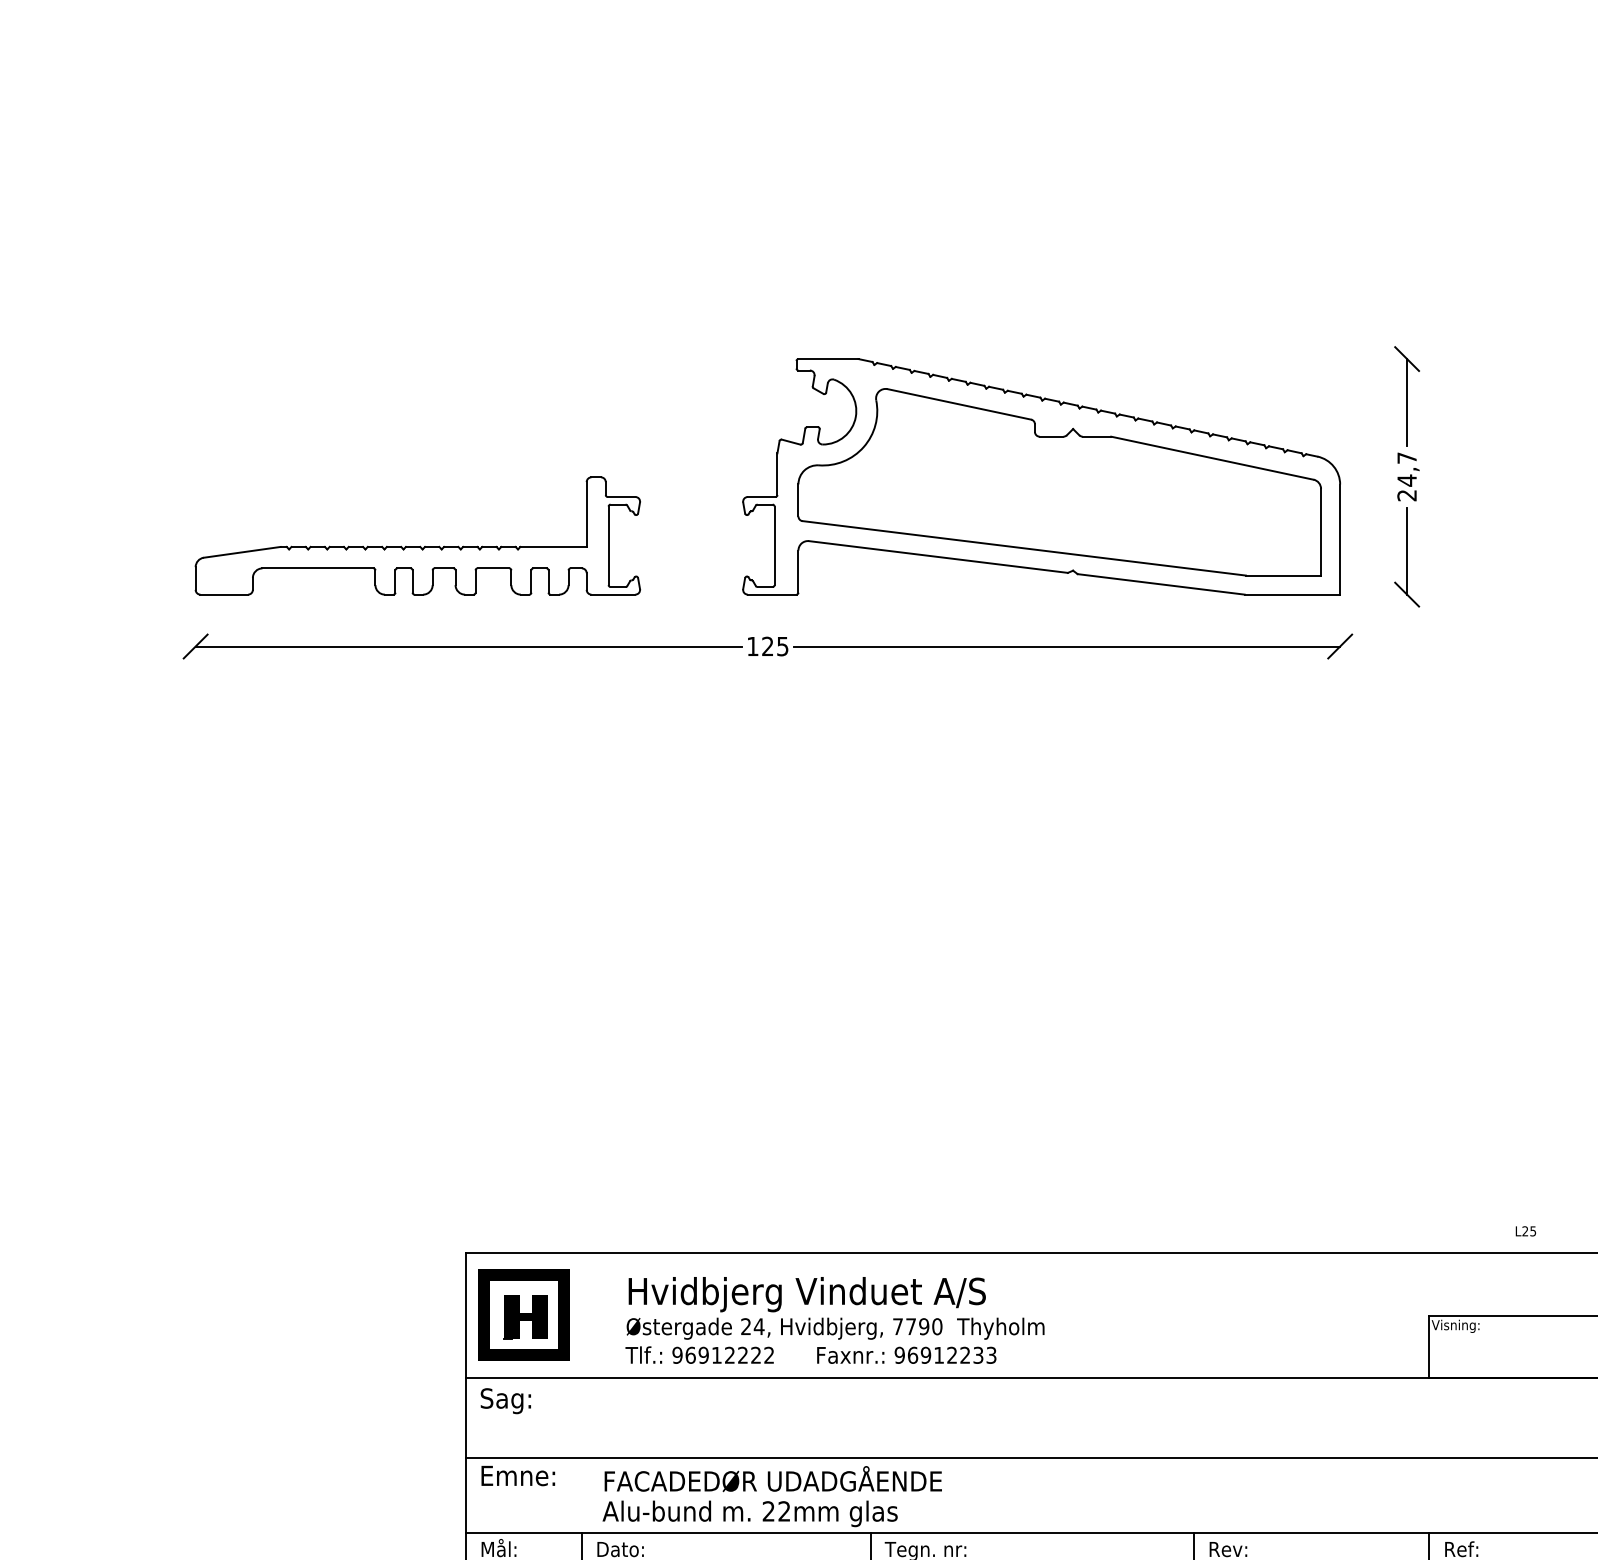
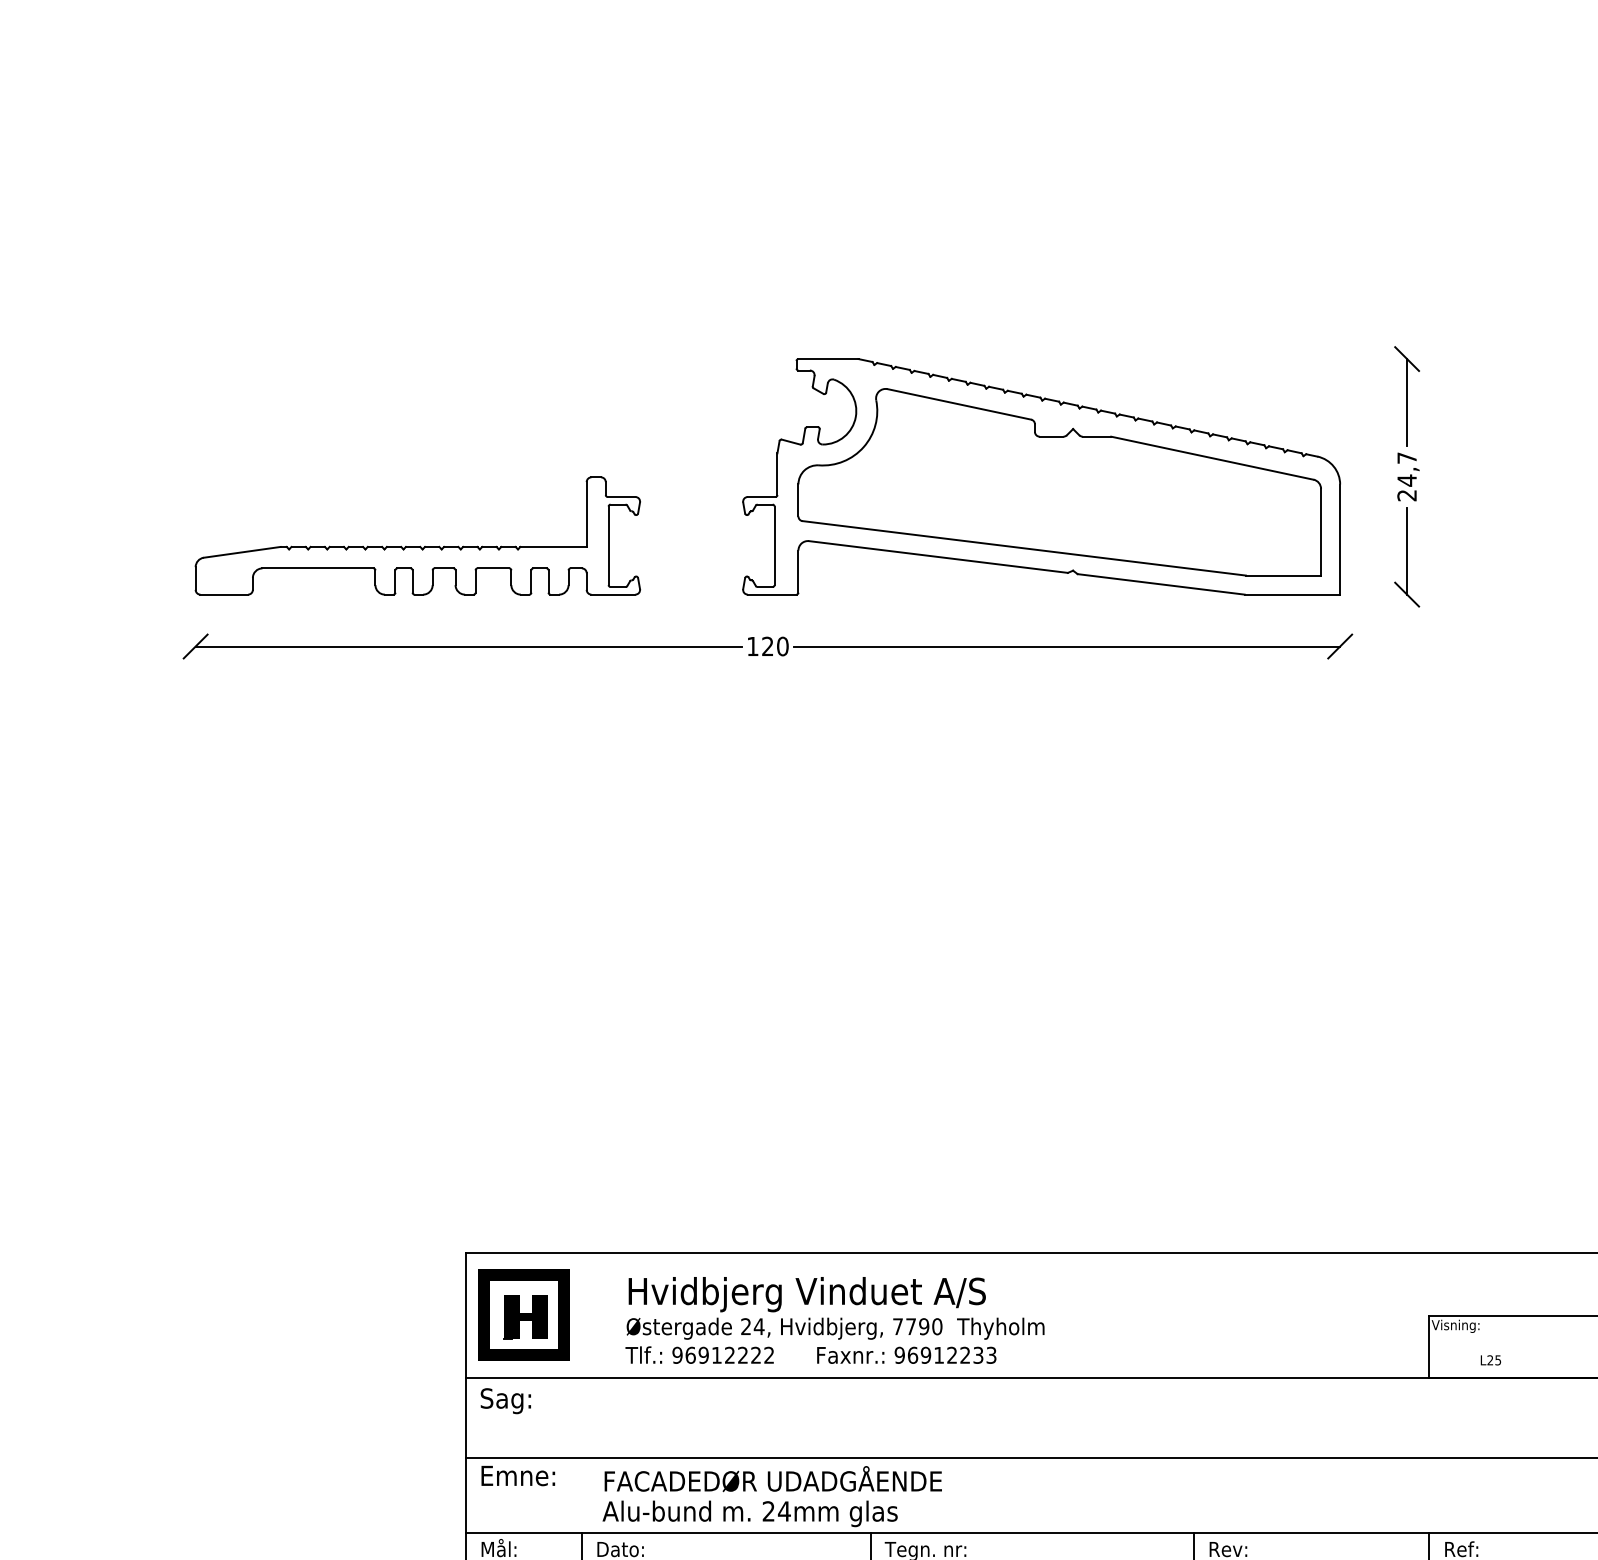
text: 125 -> 120 (782, 646)
text position: (1525, 1231) -> (1490, 1360) (1490, 1360)
text: 22mm -> 24mm (784, 1511)
